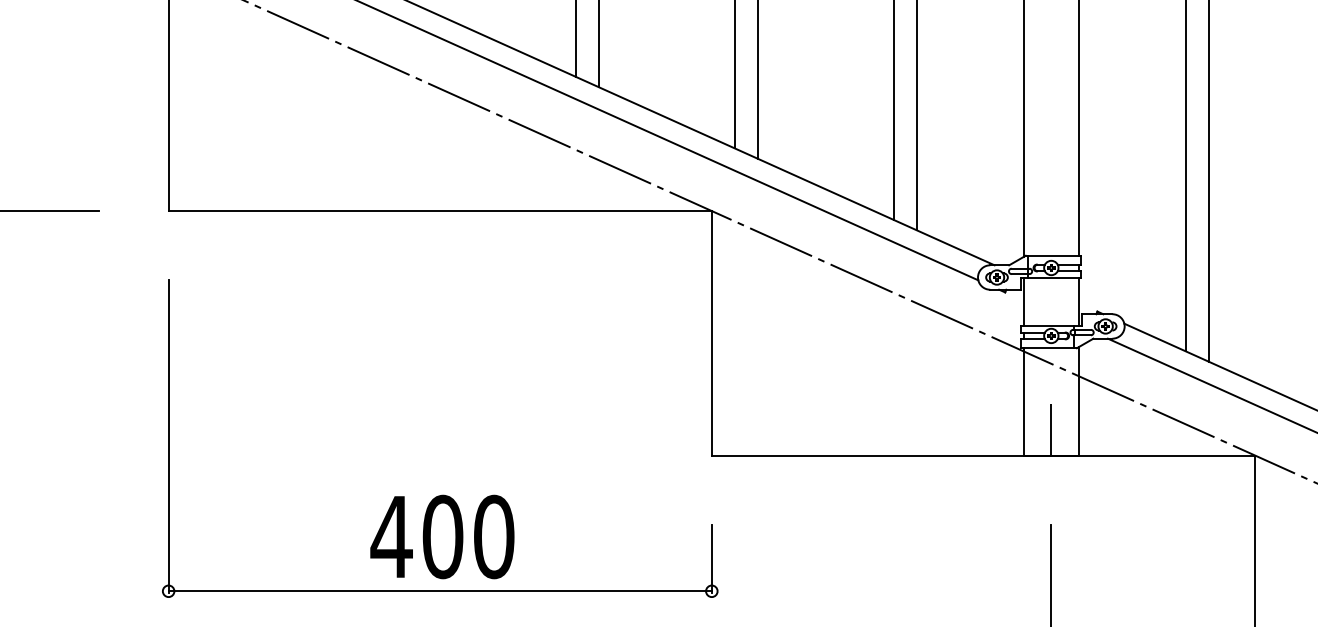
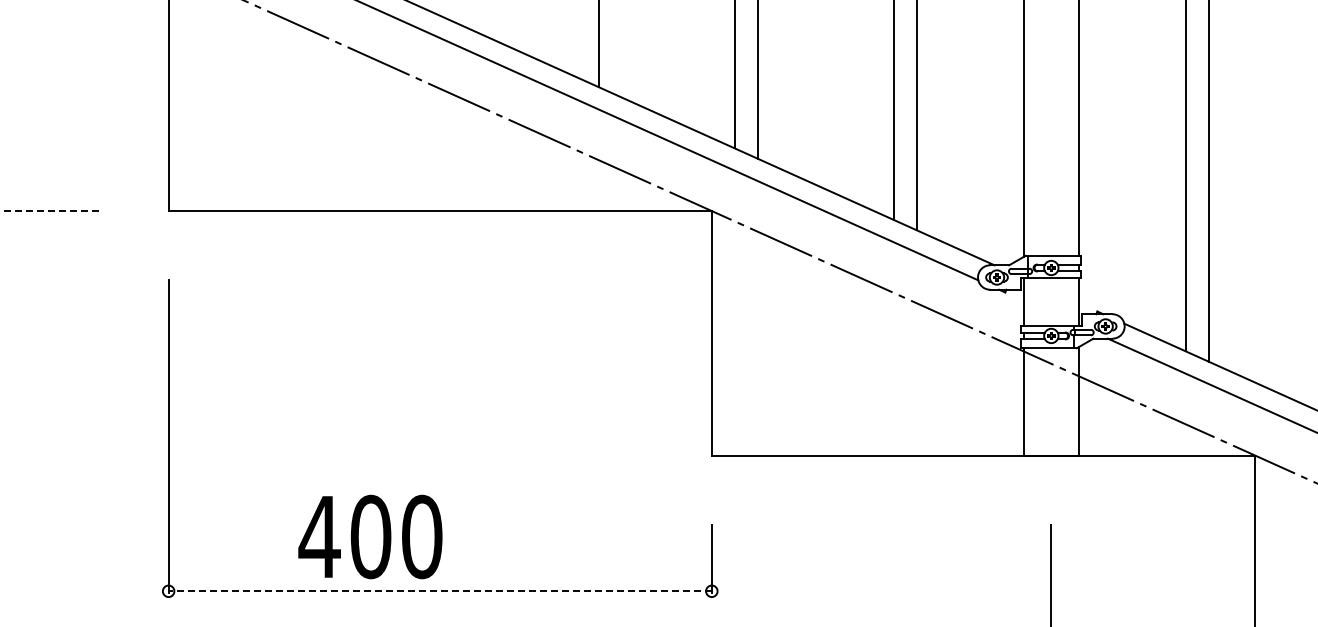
line: present -> none (576, 39)
line: solid -> dashed (49, 211)
line: present -> none (1051, 429)
text position: (442, 536) -> (370, 536) (370, 536)
line: solid -> dashed (440, 591)
